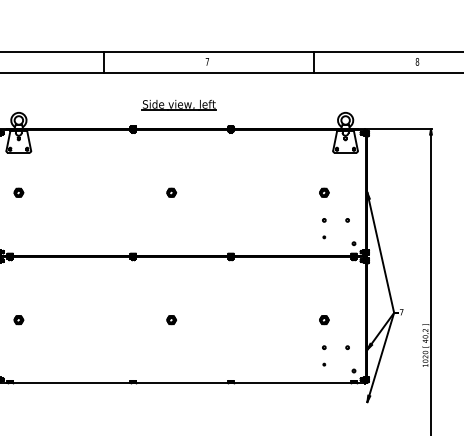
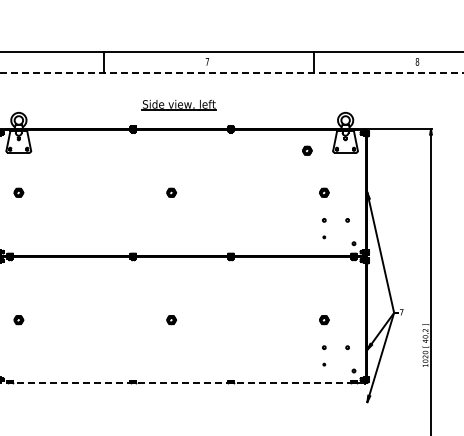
line: solid -> dashed (231, 73)
part: none -> present (307, 150)
line: solid -> dashed (182, 383)
